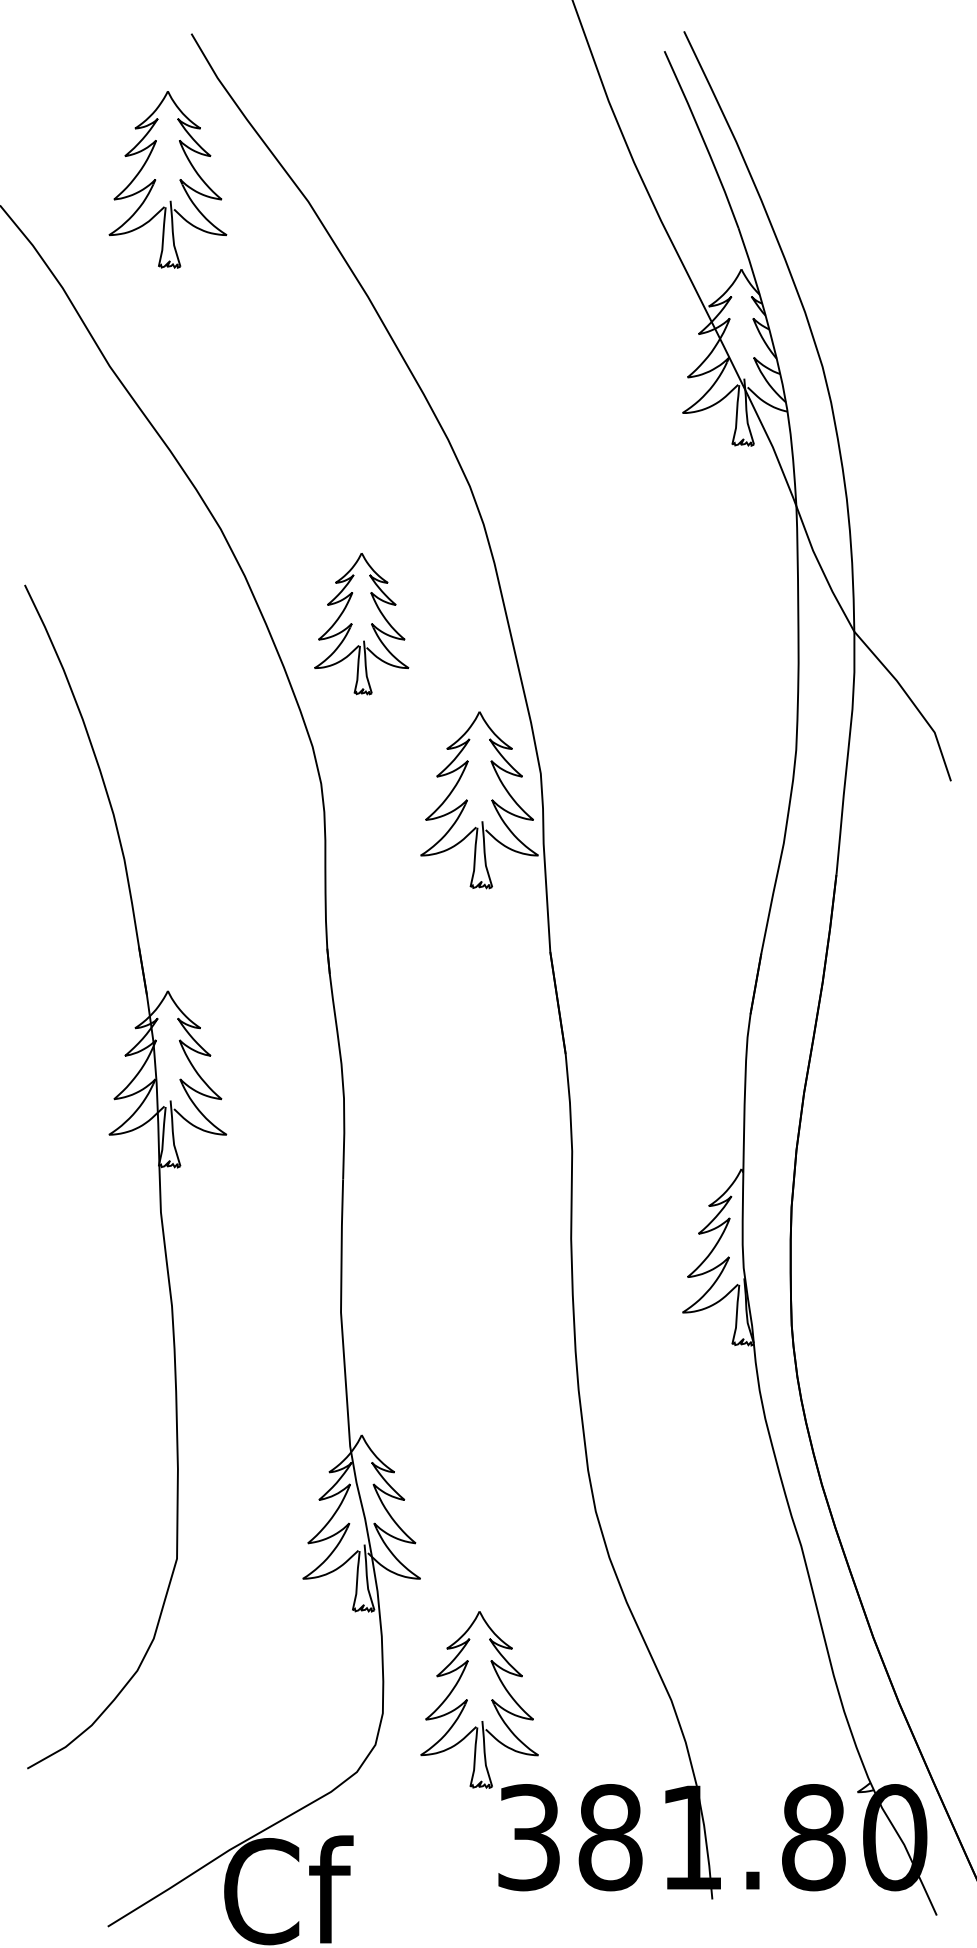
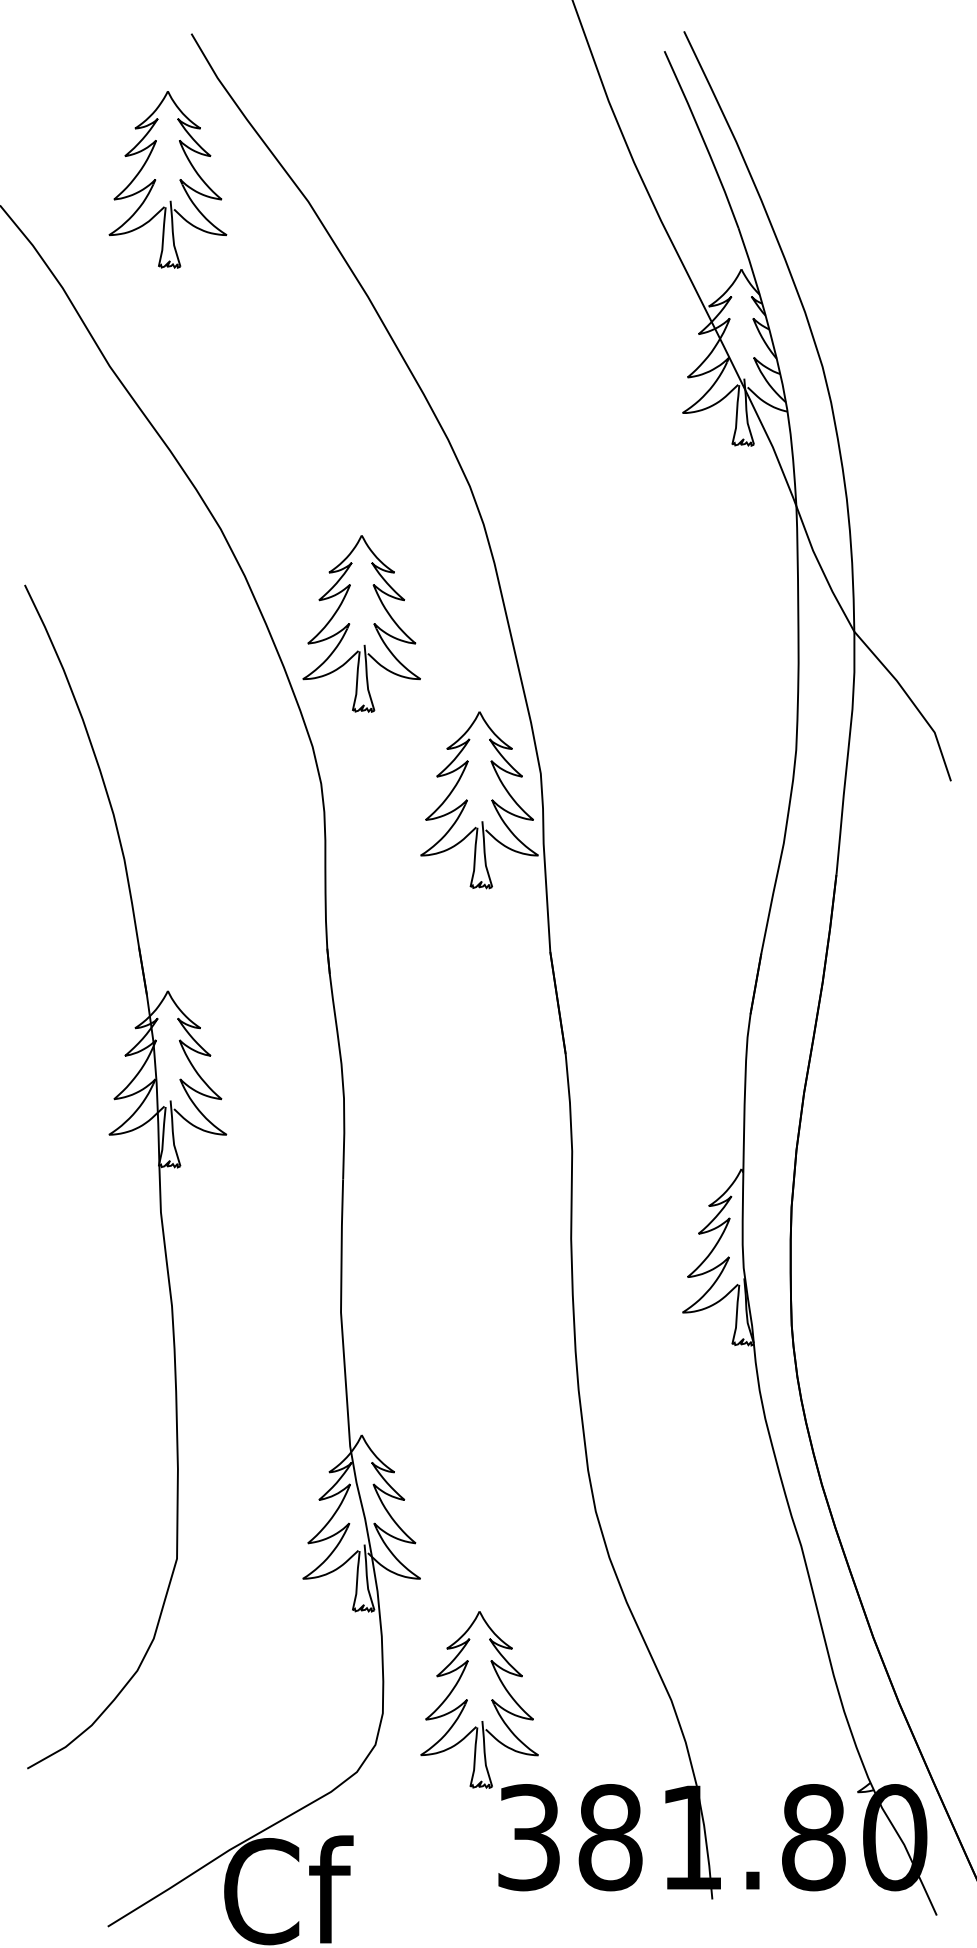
part size: 96x143 px -> 119x178 px (361, 623)
